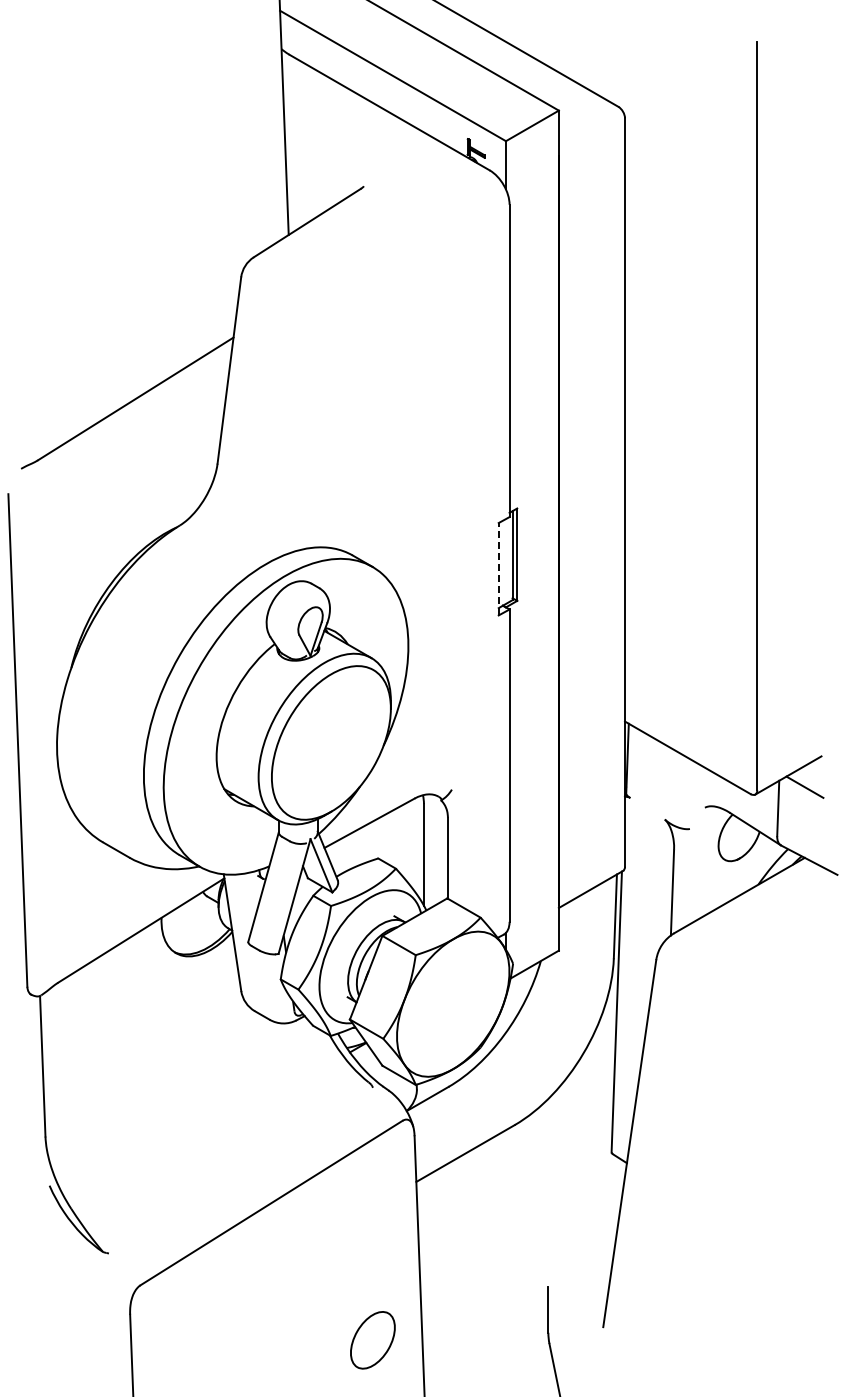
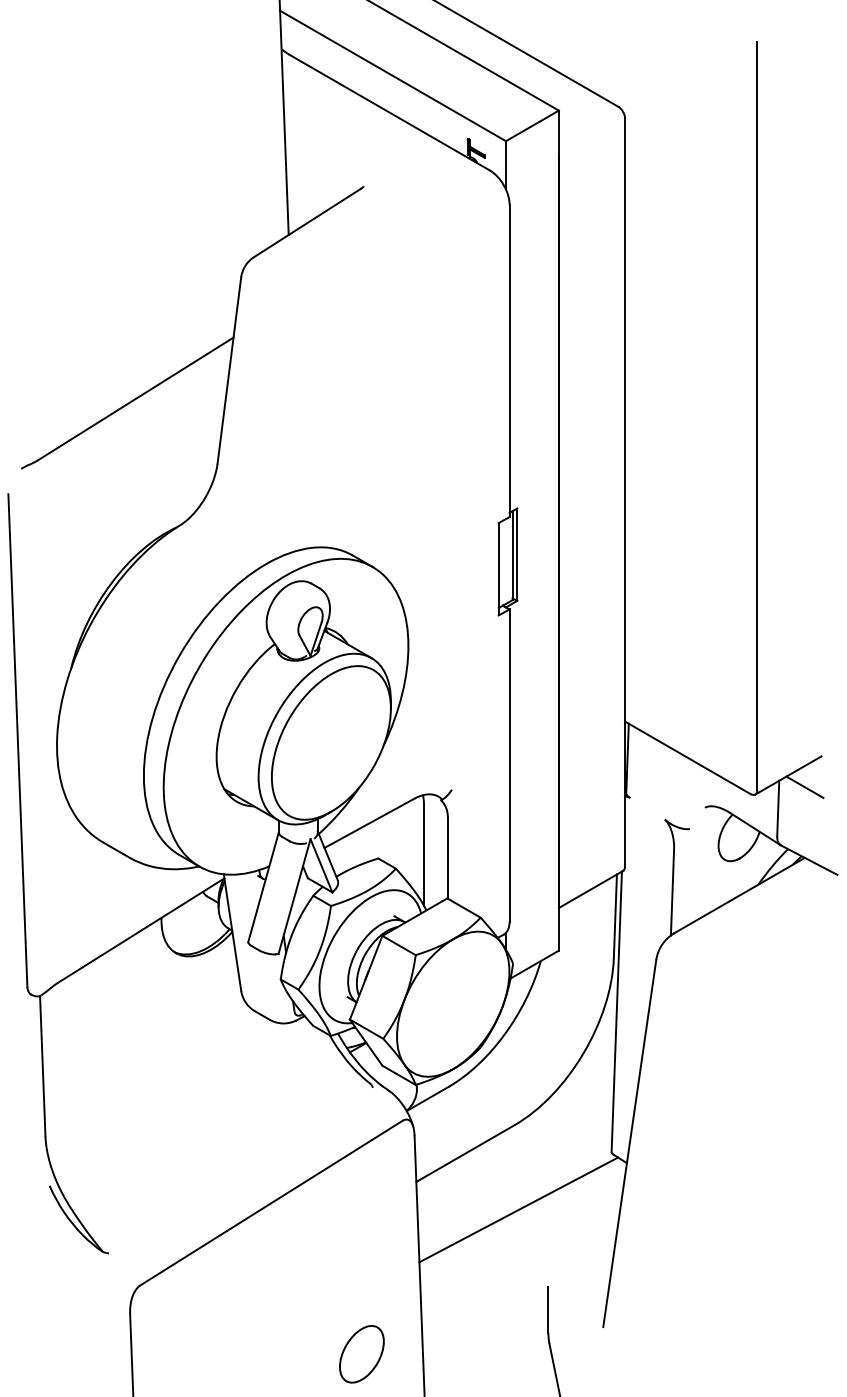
line: dashed -> solid (498, 568)
line: none -> present (518, 1209)
part position: (372, 1340) -> (361, 1354) (361, 1354)
